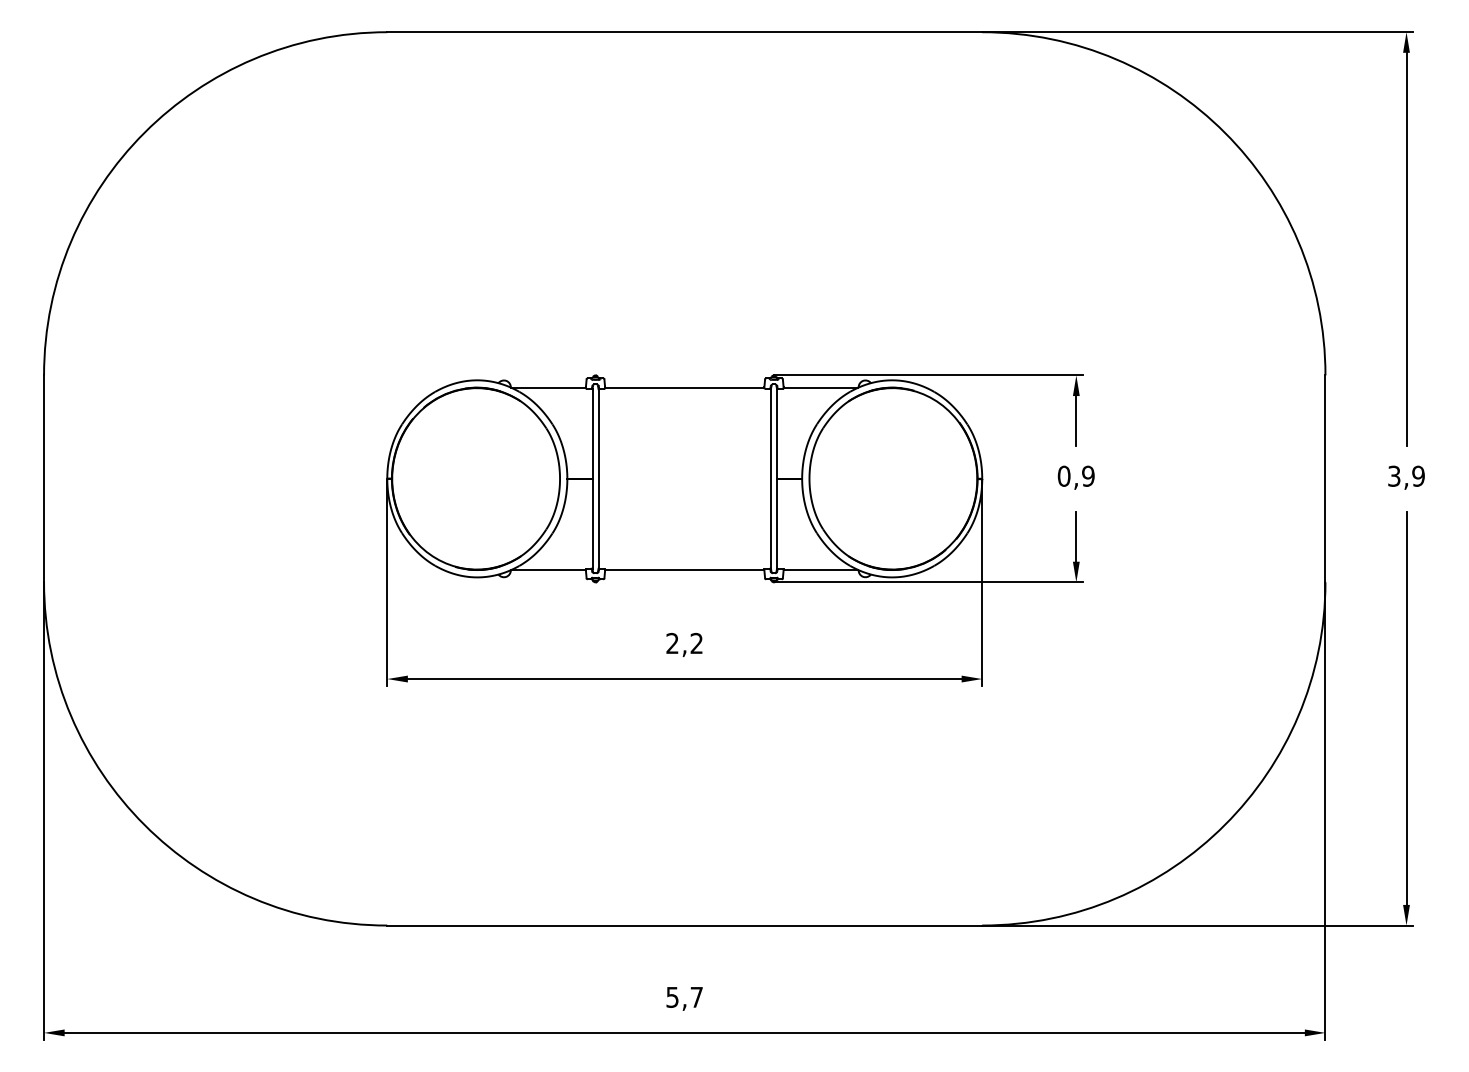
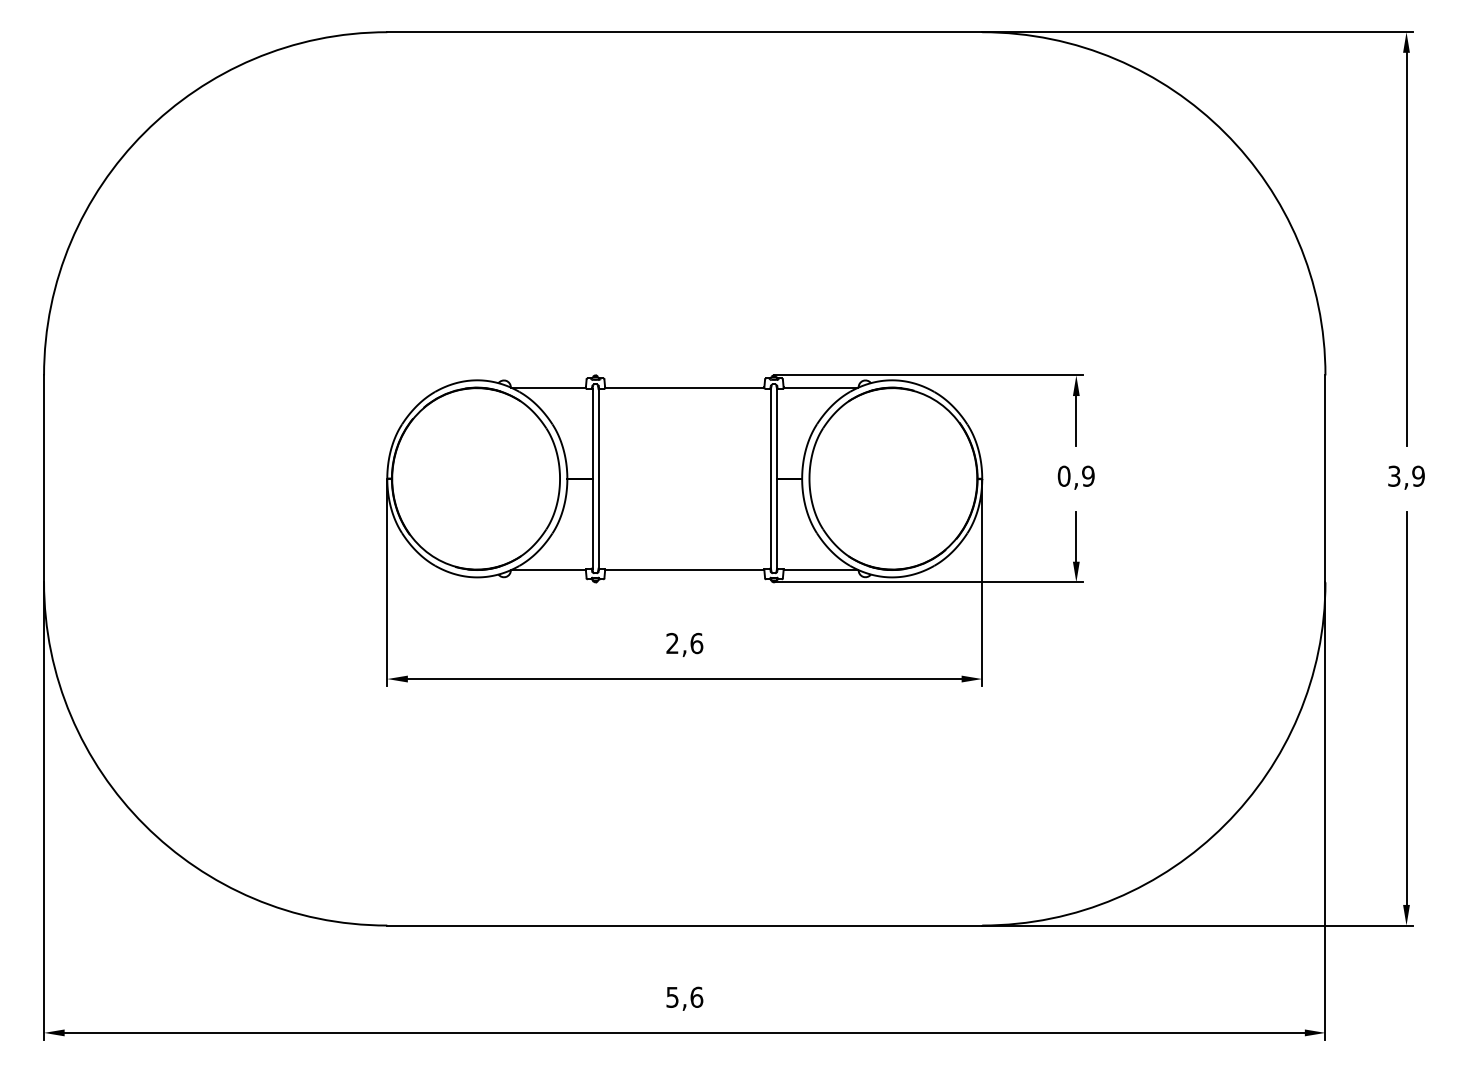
text: 2,2 -> 2,6 (696, 643)
text: 5,7 -> 5,6 (696, 996)
